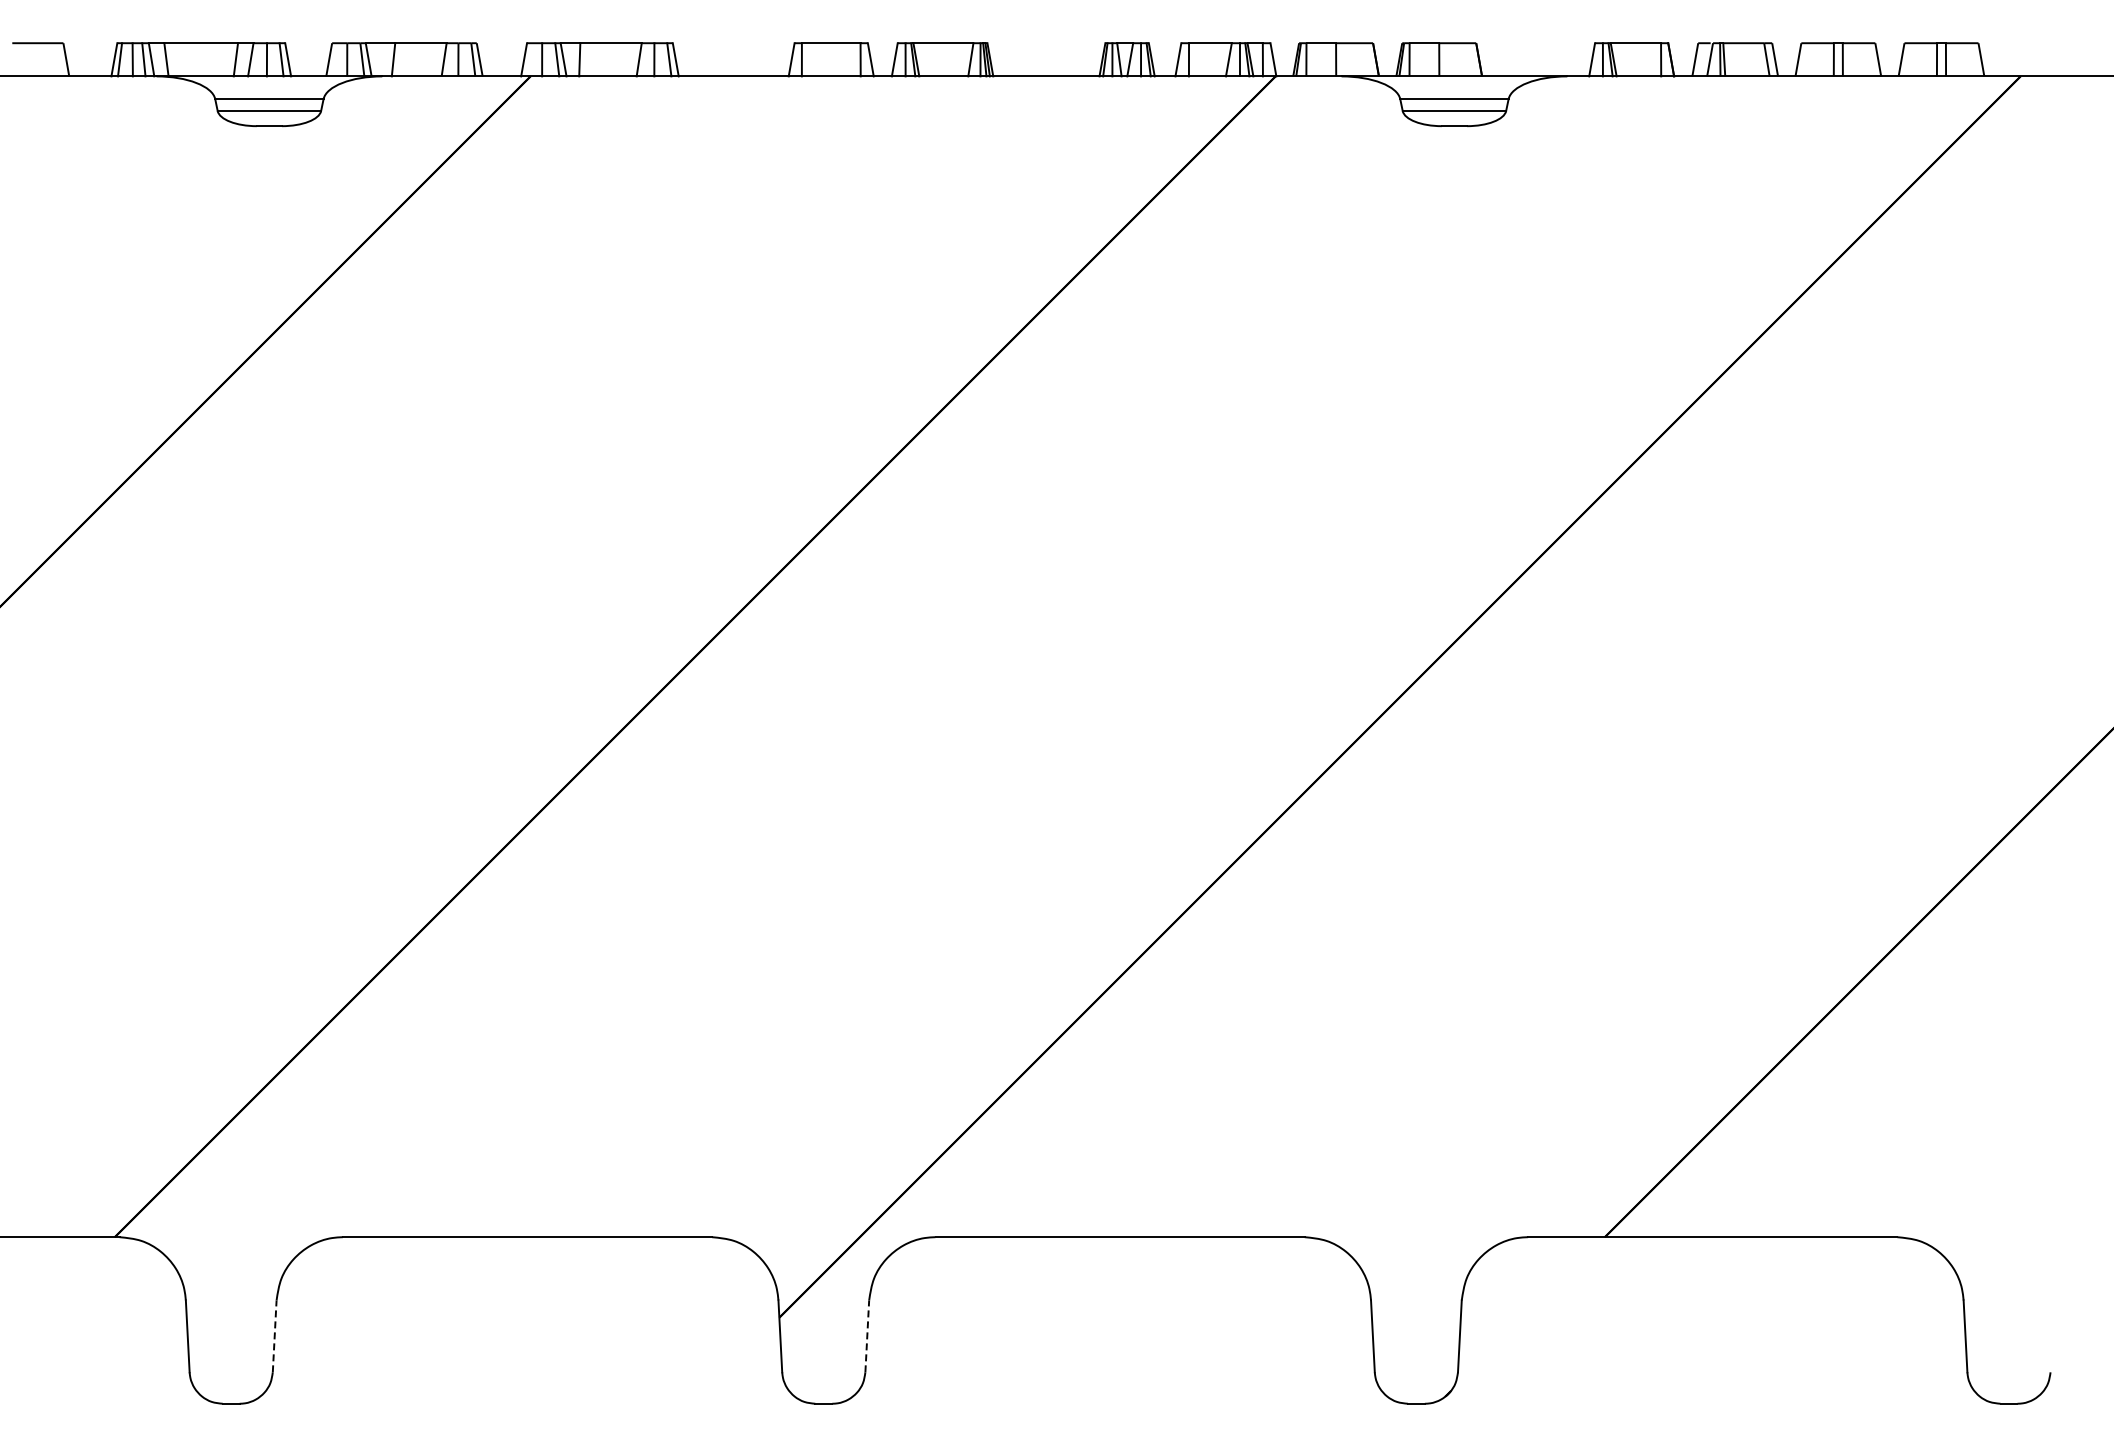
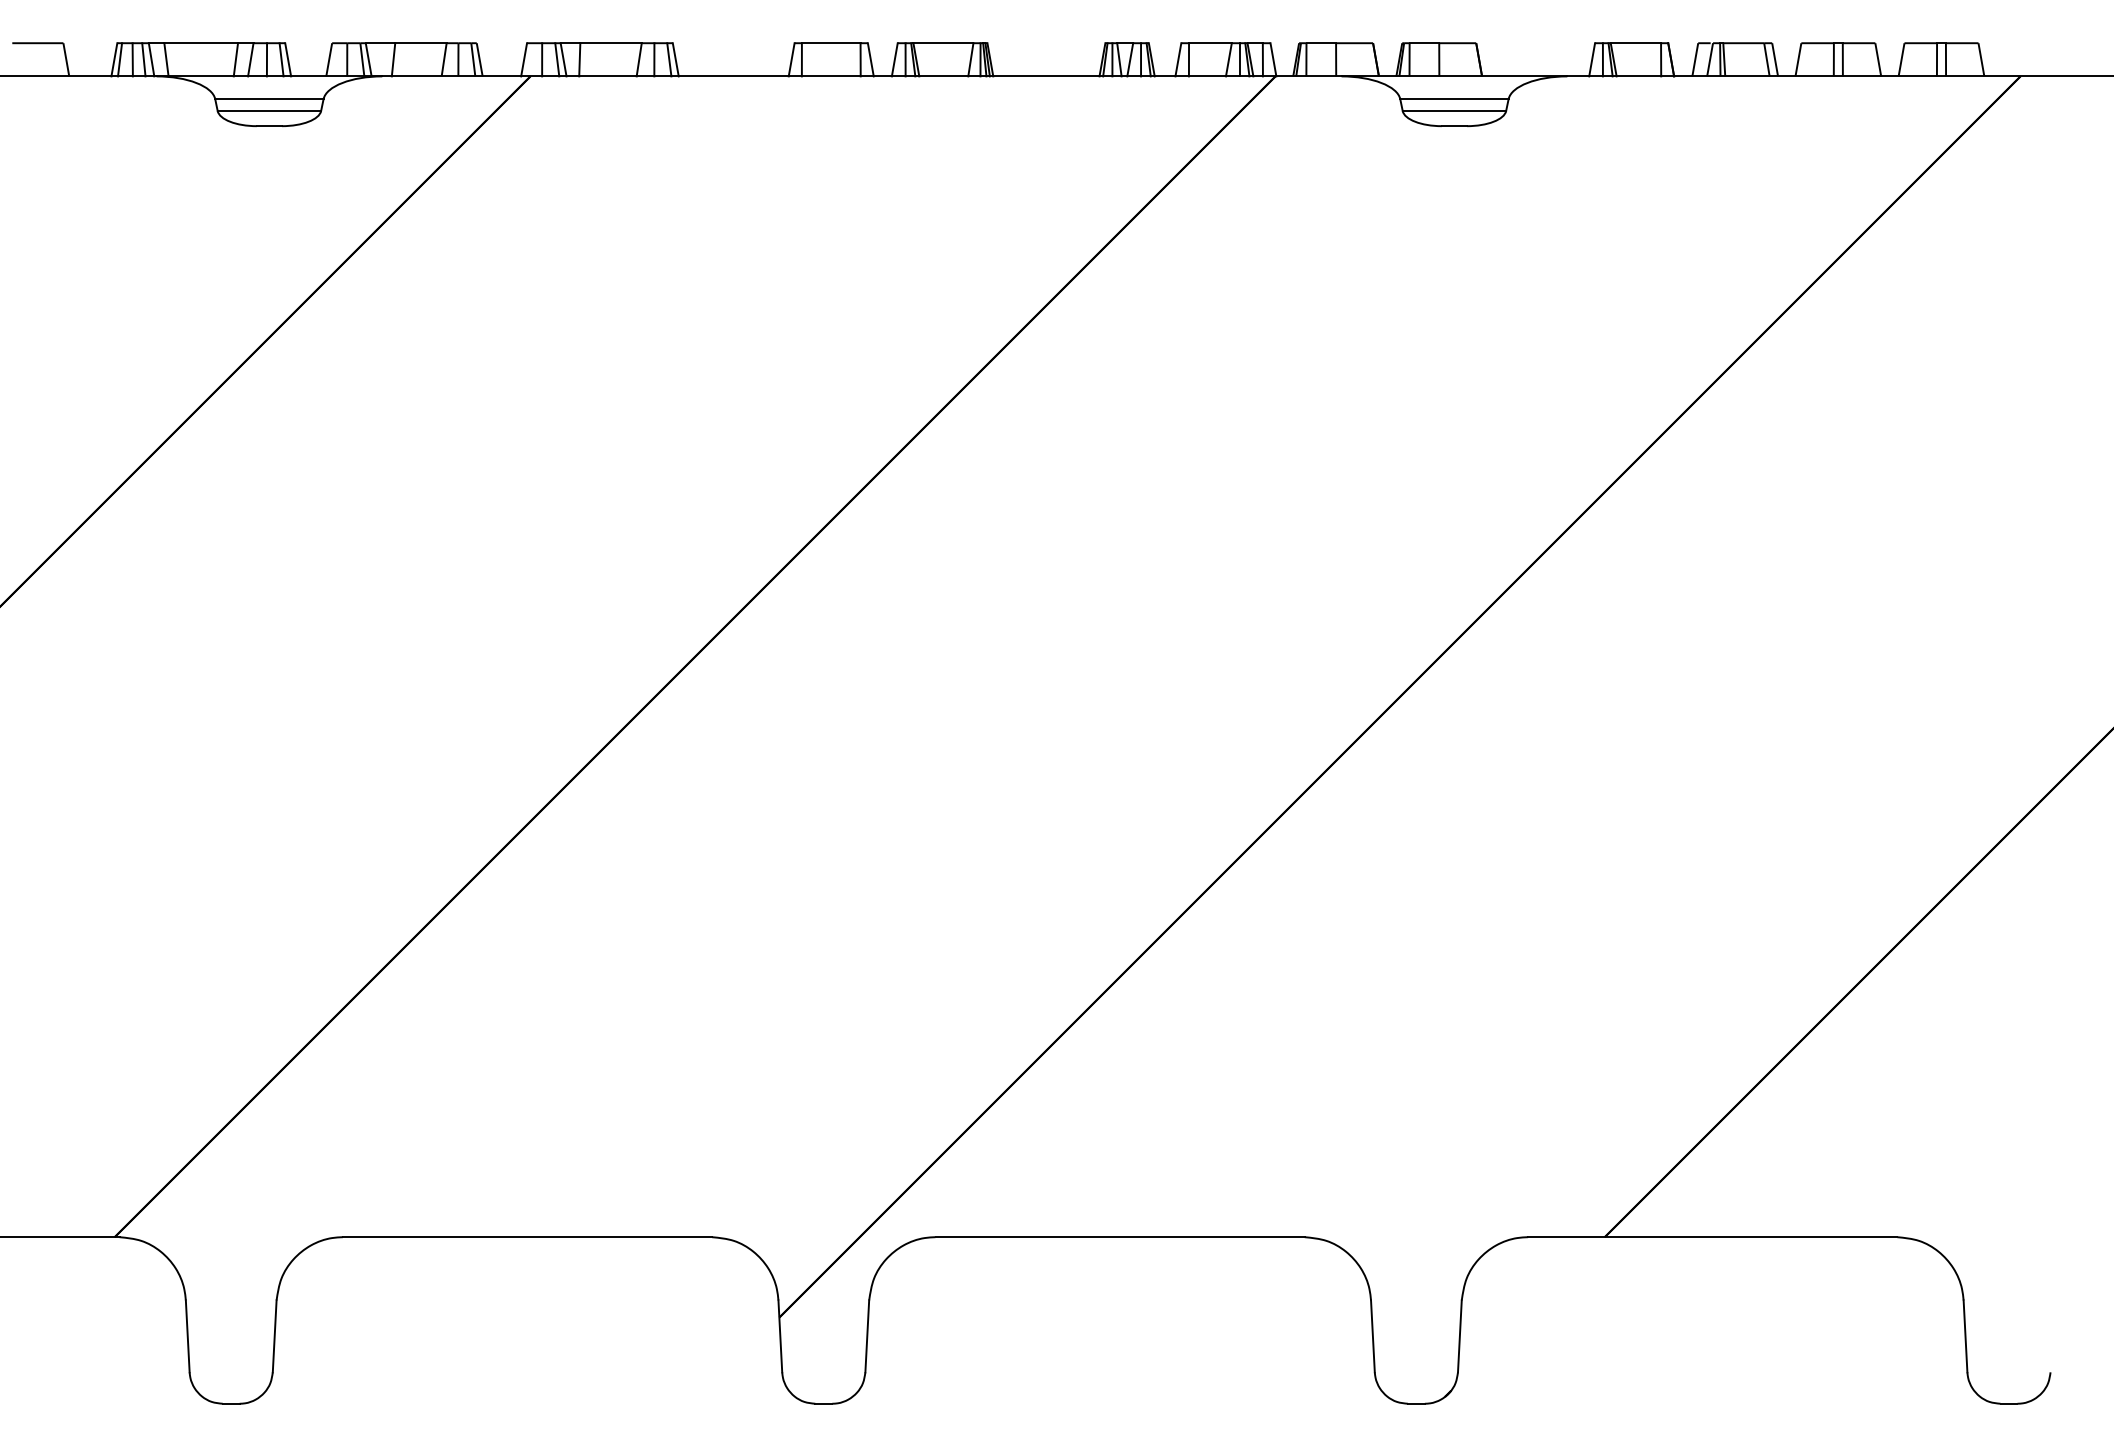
line: dashed -> solid (274, 1336)
line: dashed -> solid (867, 1336)
